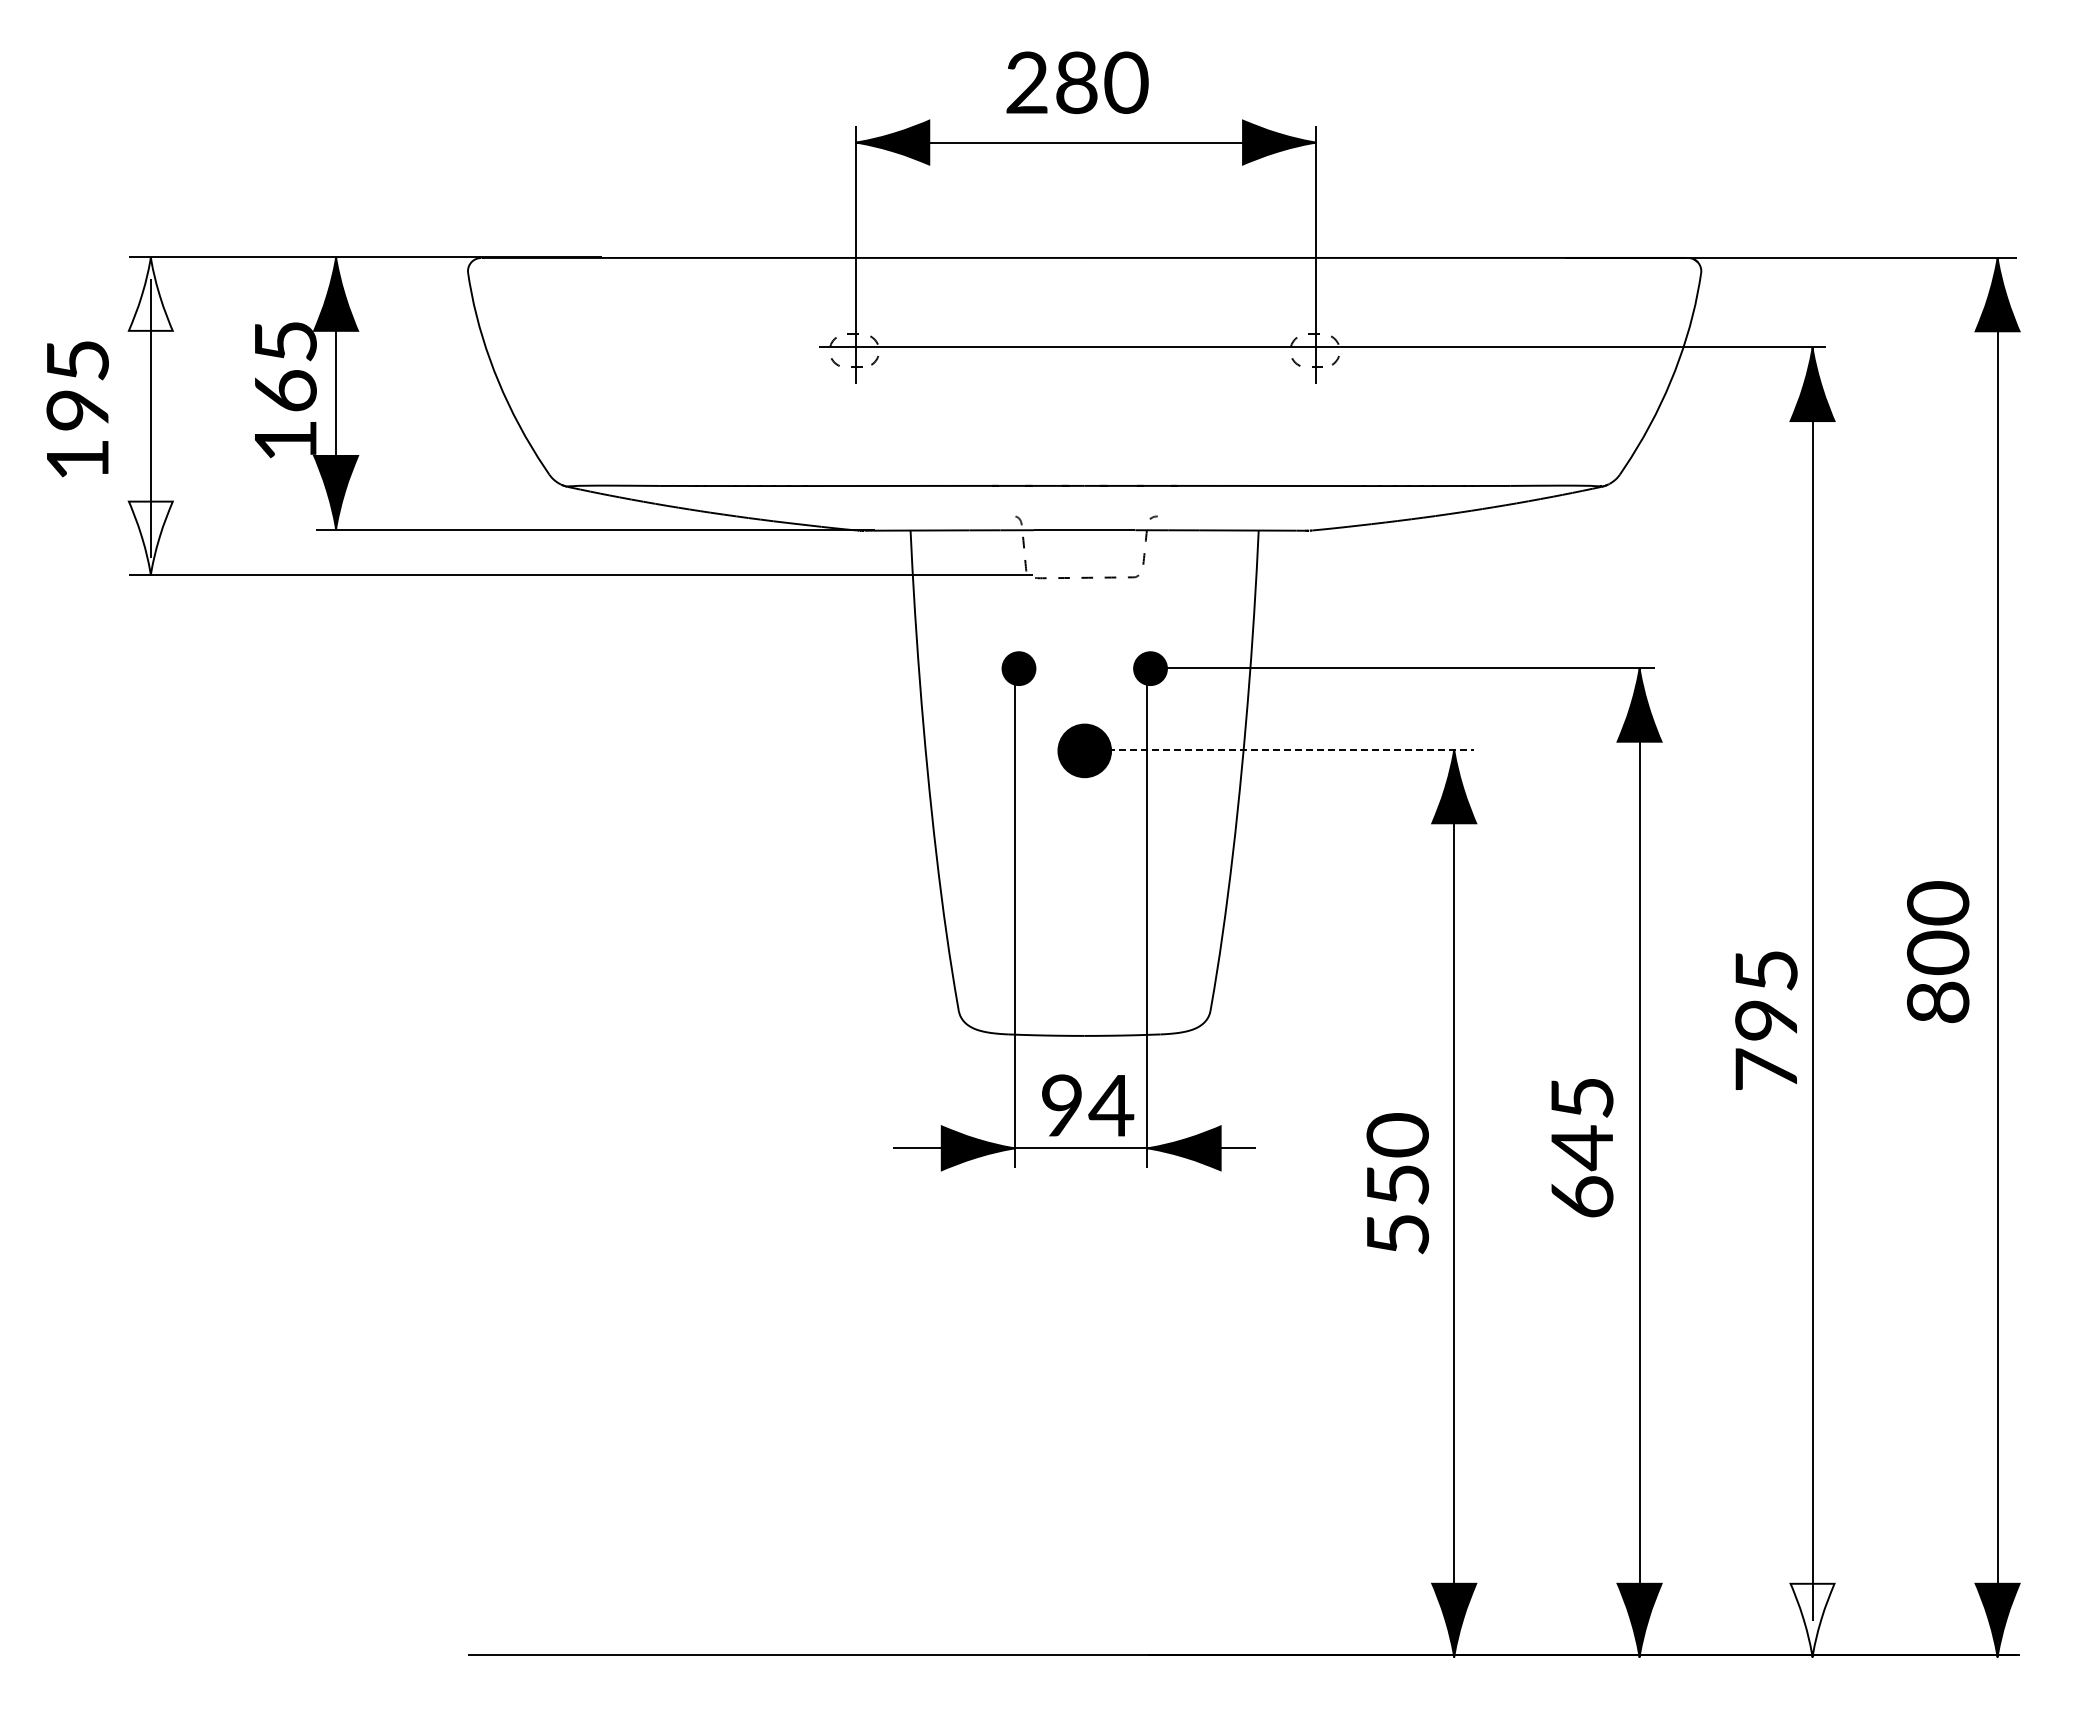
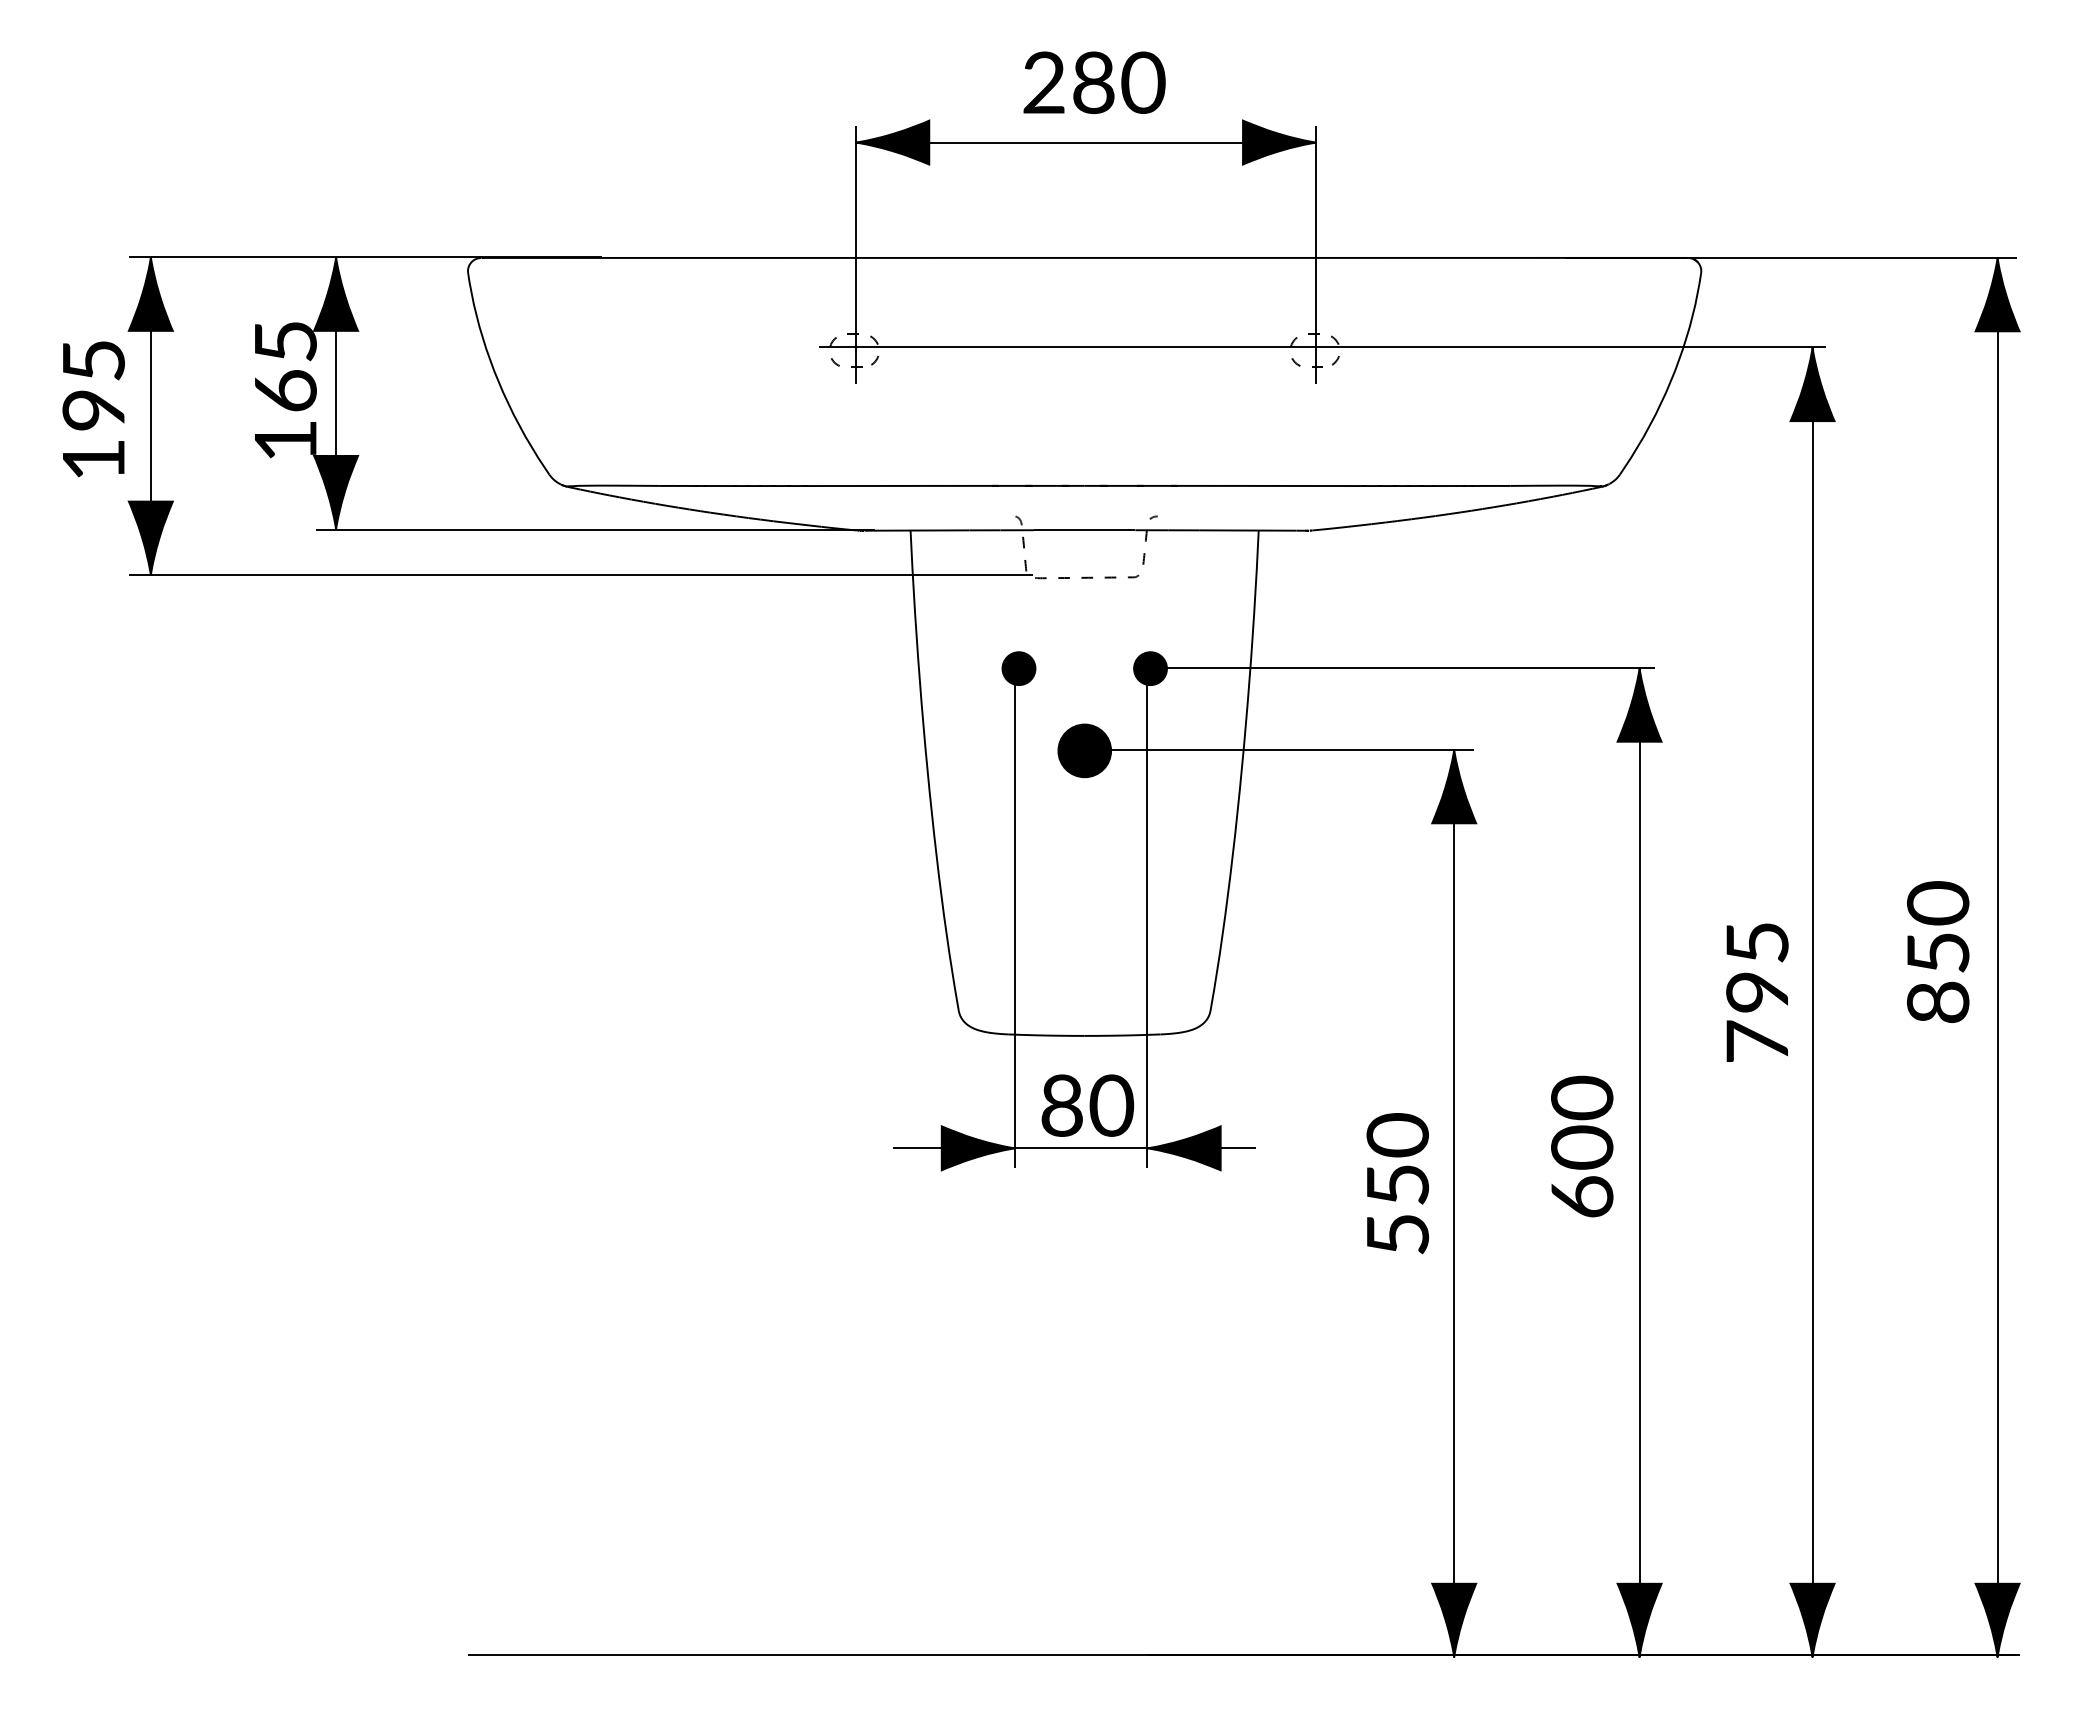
text position: (1077, 82) -> (1094, 82) (1094, 82)
fill: none -> present (150, 293)
text position: (77, 409) -> (93, 409) (93, 409)
fill: none -> present (150, 538)
line: dashed -> solid (1280, 750)
text: 800 -> 850 (1938, 952)
text position: (1766, 1020) -> (1757, 992) (1757, 992)
text: 94 -> 80 (1087, 1105)
text: 645 -> 600 (1582, 1123)
fill: none -> present (1812, 1620)
